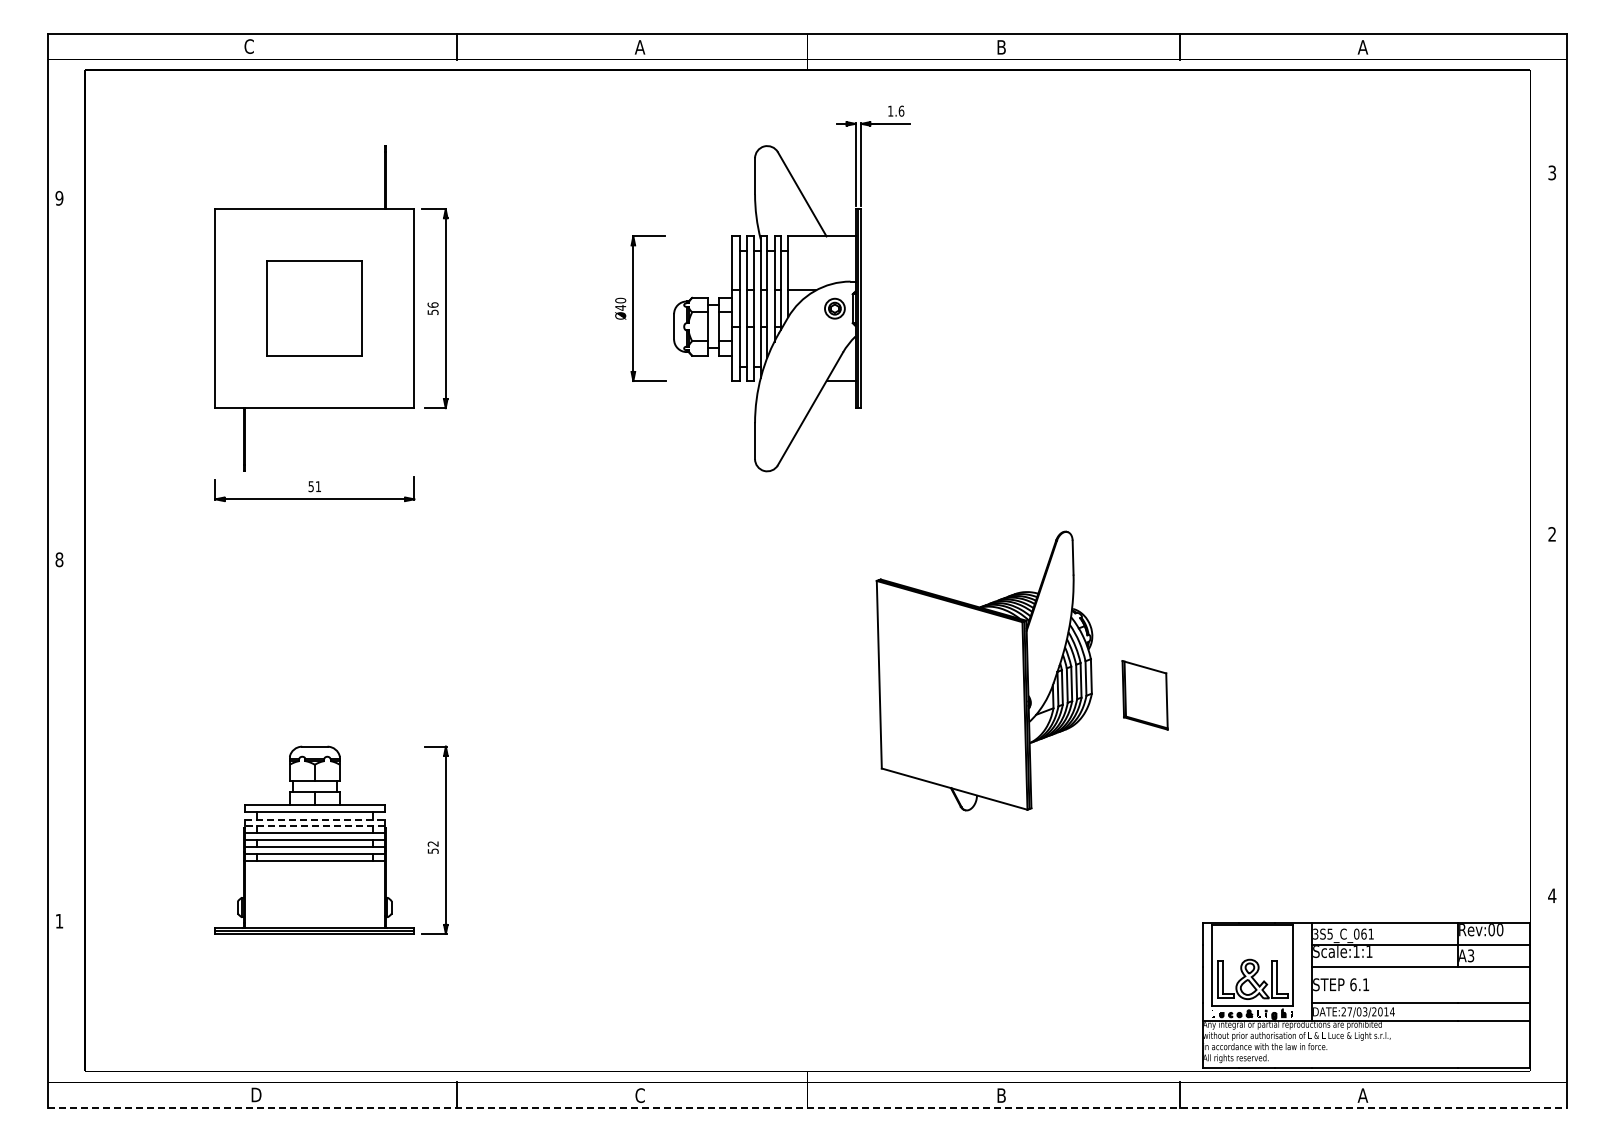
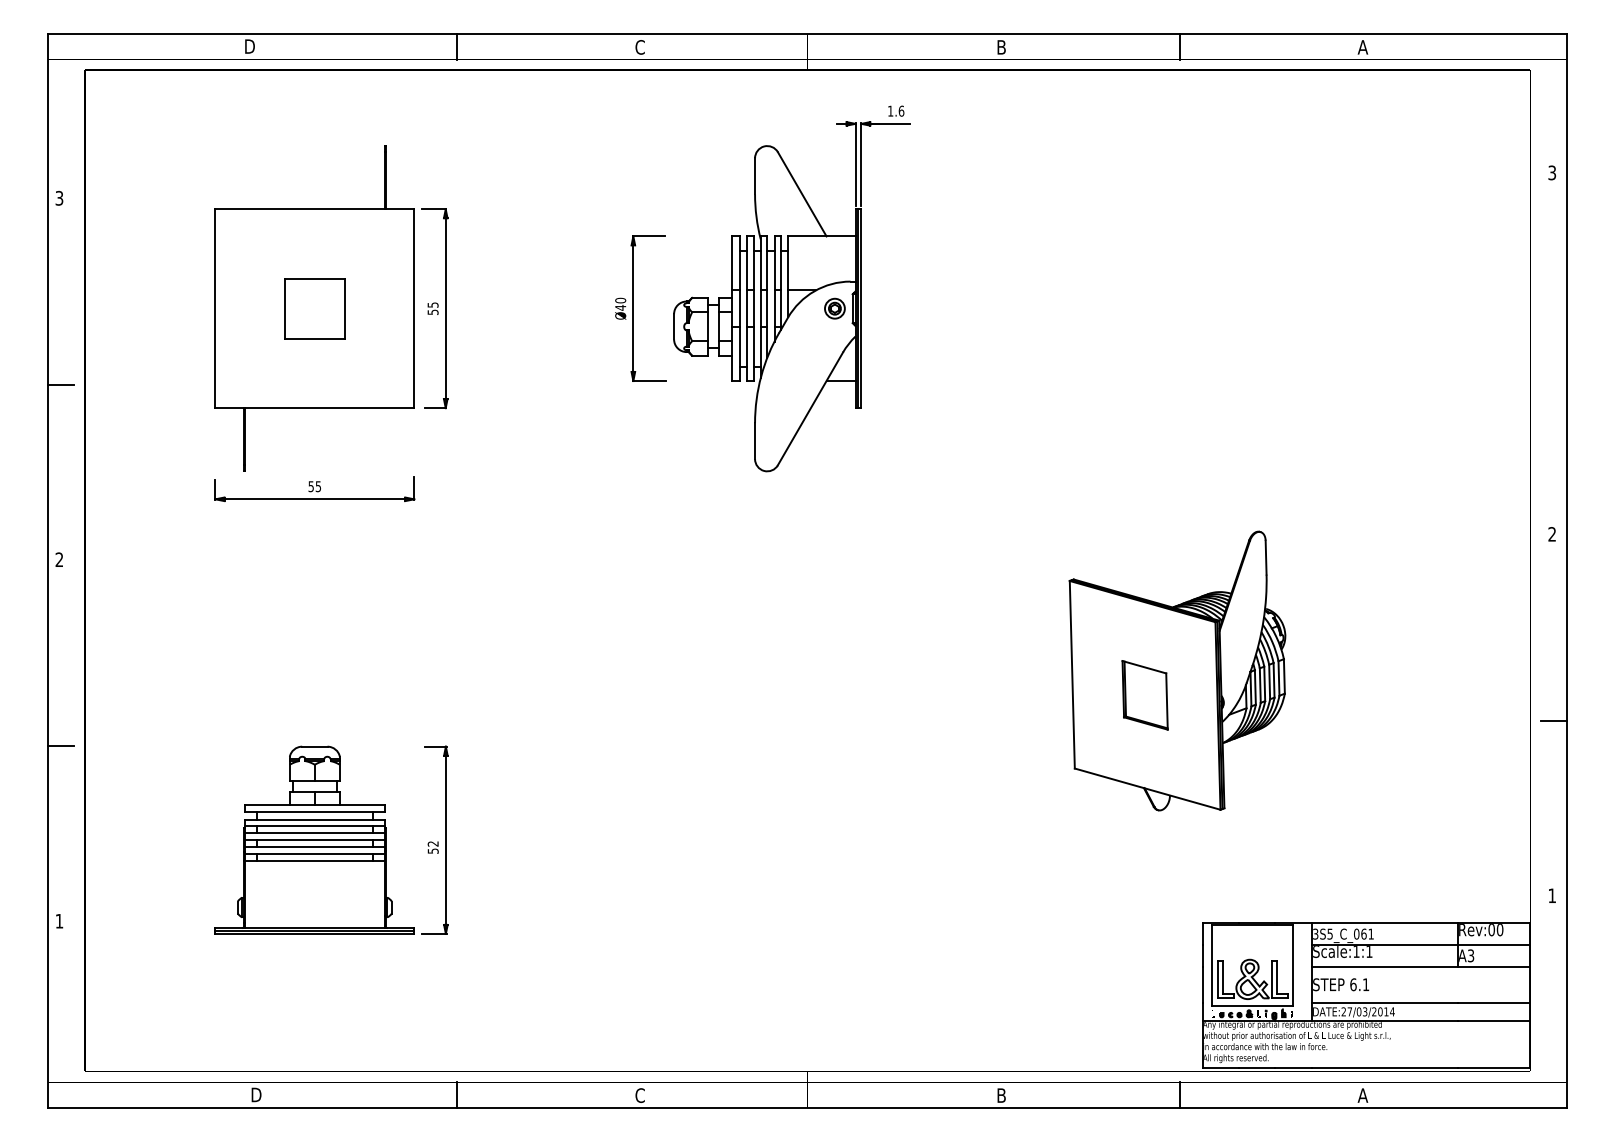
text: C -> D (249, 46)
text: A -> C (639, 47)
text: 9 -> 3 (59, 198)
text: 56 -> 55 (432, 304)
part size: 97x97 px -> 62x62 px (314, 308)
line: none -> present (60, 384)
text: 51 -> 55 (317, 486)
text: 8 -> 2 (59, 559)
part position: (984, 670) -> (1177, 670) (1177, 670)
line: none -> present (1553, 721)
line: none -> present (60, 746)
line: dashed -> solid (314, 819)
line: dashed -> solid (314, 826)
text: 4 -> 1 (1552, 895)
line: dashed -> solid (807, 1107)
